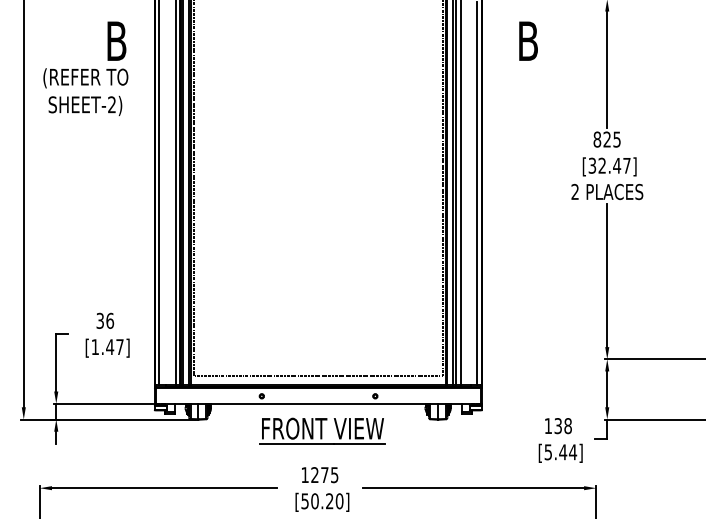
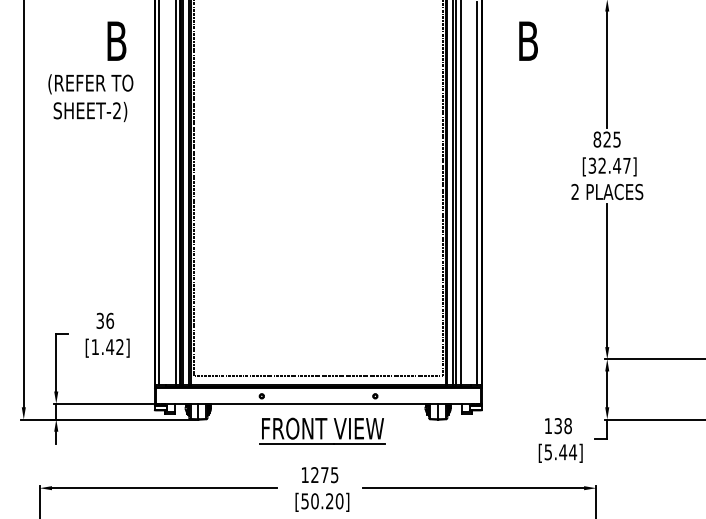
text position: (85, 92) -> (90, 98) (90, 98)
text: [1.47] -> [1.42] (119, 346)
